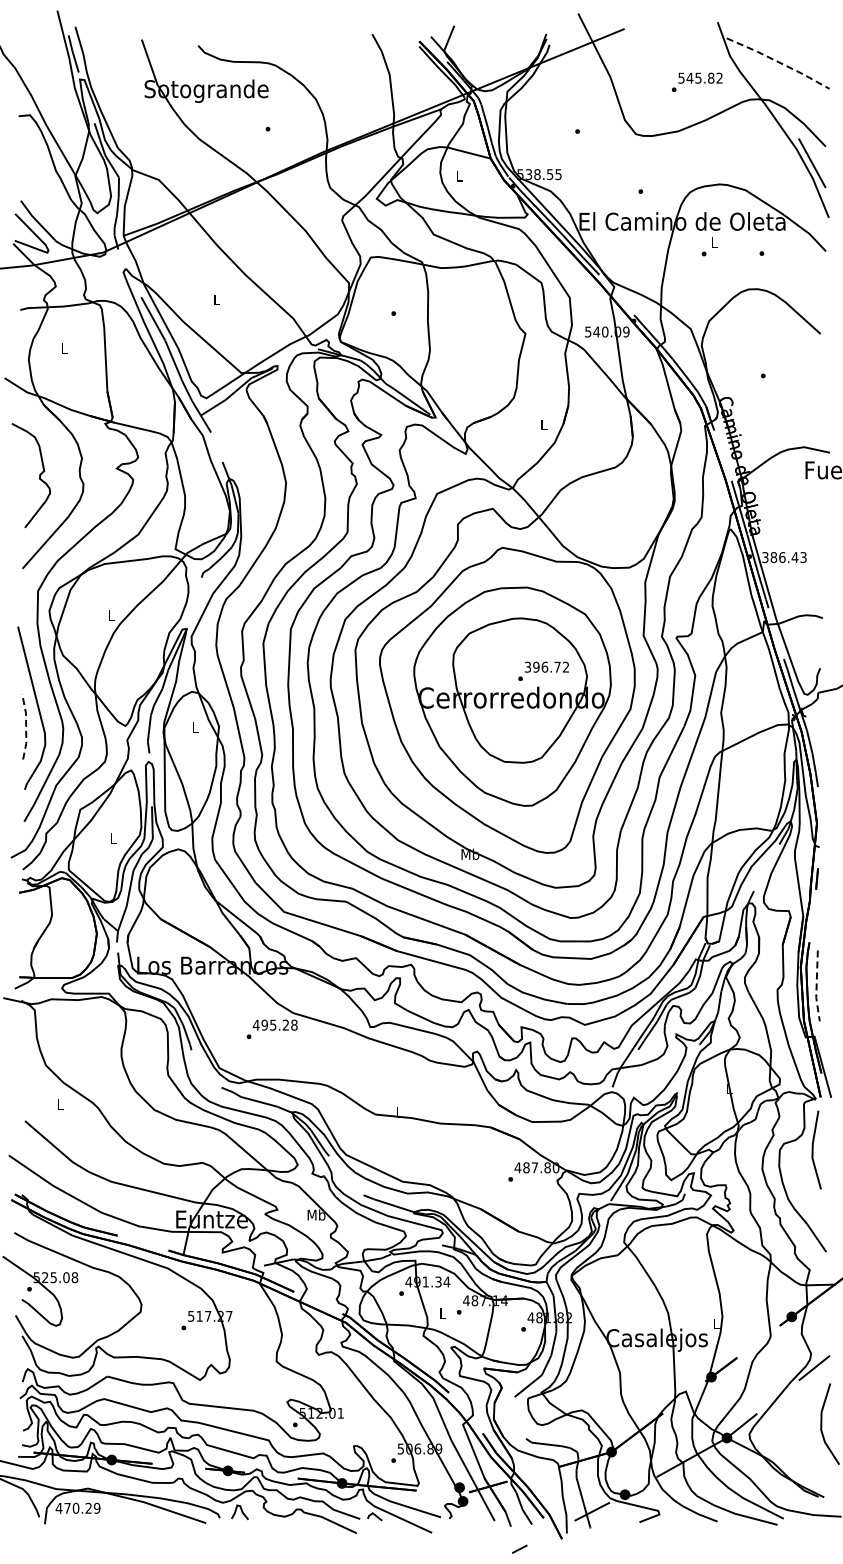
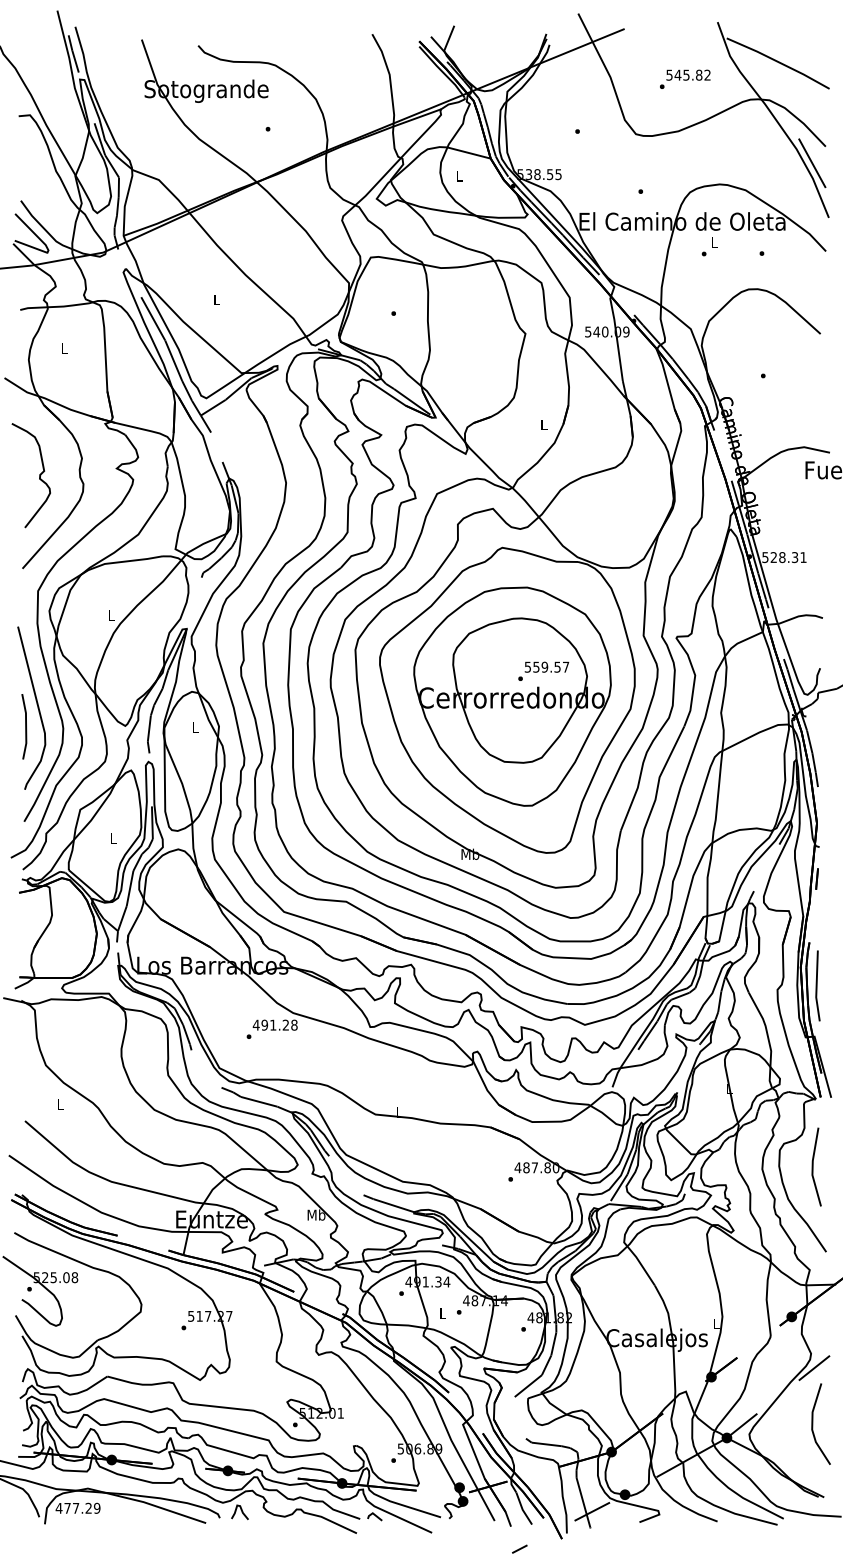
line: dashed -> solid (778, 62)
text position: (697, 81) -> (685, 78) (685, 78)
text: 386.43 -> 528.31 (784, 557)
text: 396.72 -> 559.57 (547, 666)
line: dashed -> solid (26, 726)
line: dashed -> solid (816, 987)
text: 495.28 -> 491.28 (273, 1024)
line position: (813, 1149) -> (813, 1166) (813, 1166)
line position: (822, 1423) -> (813, 1423) (813, 1423)
text: 470.29 -> 477.29 (75, 1507)
